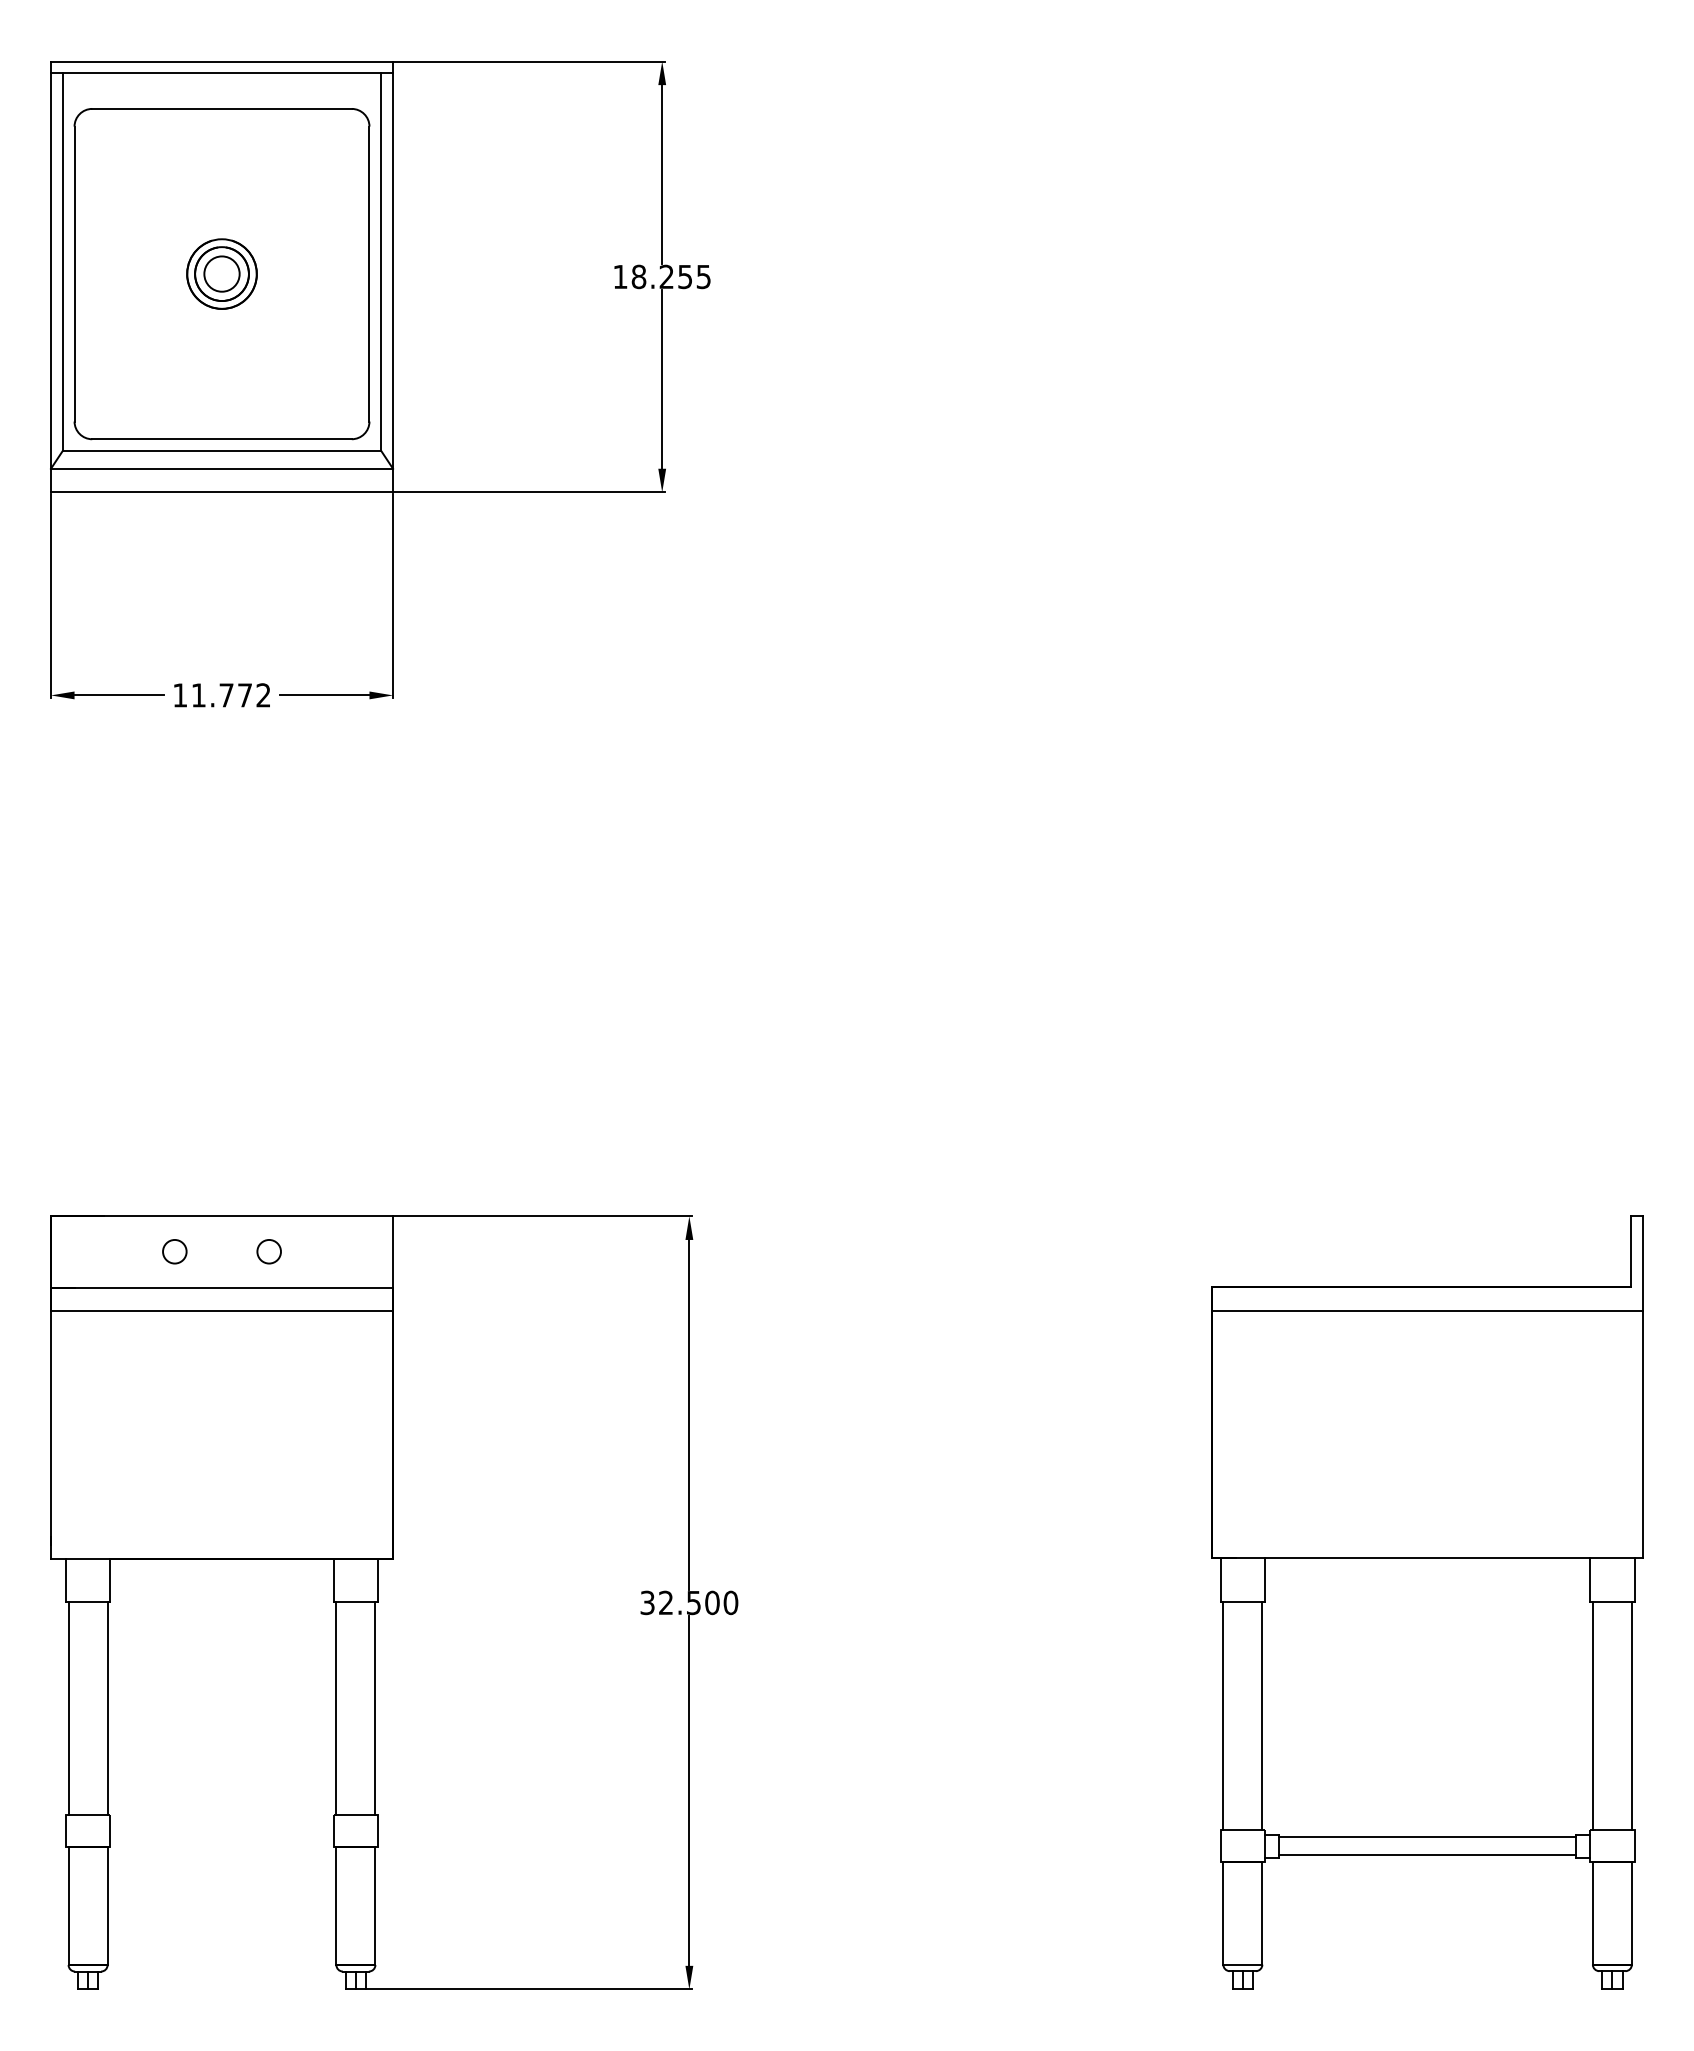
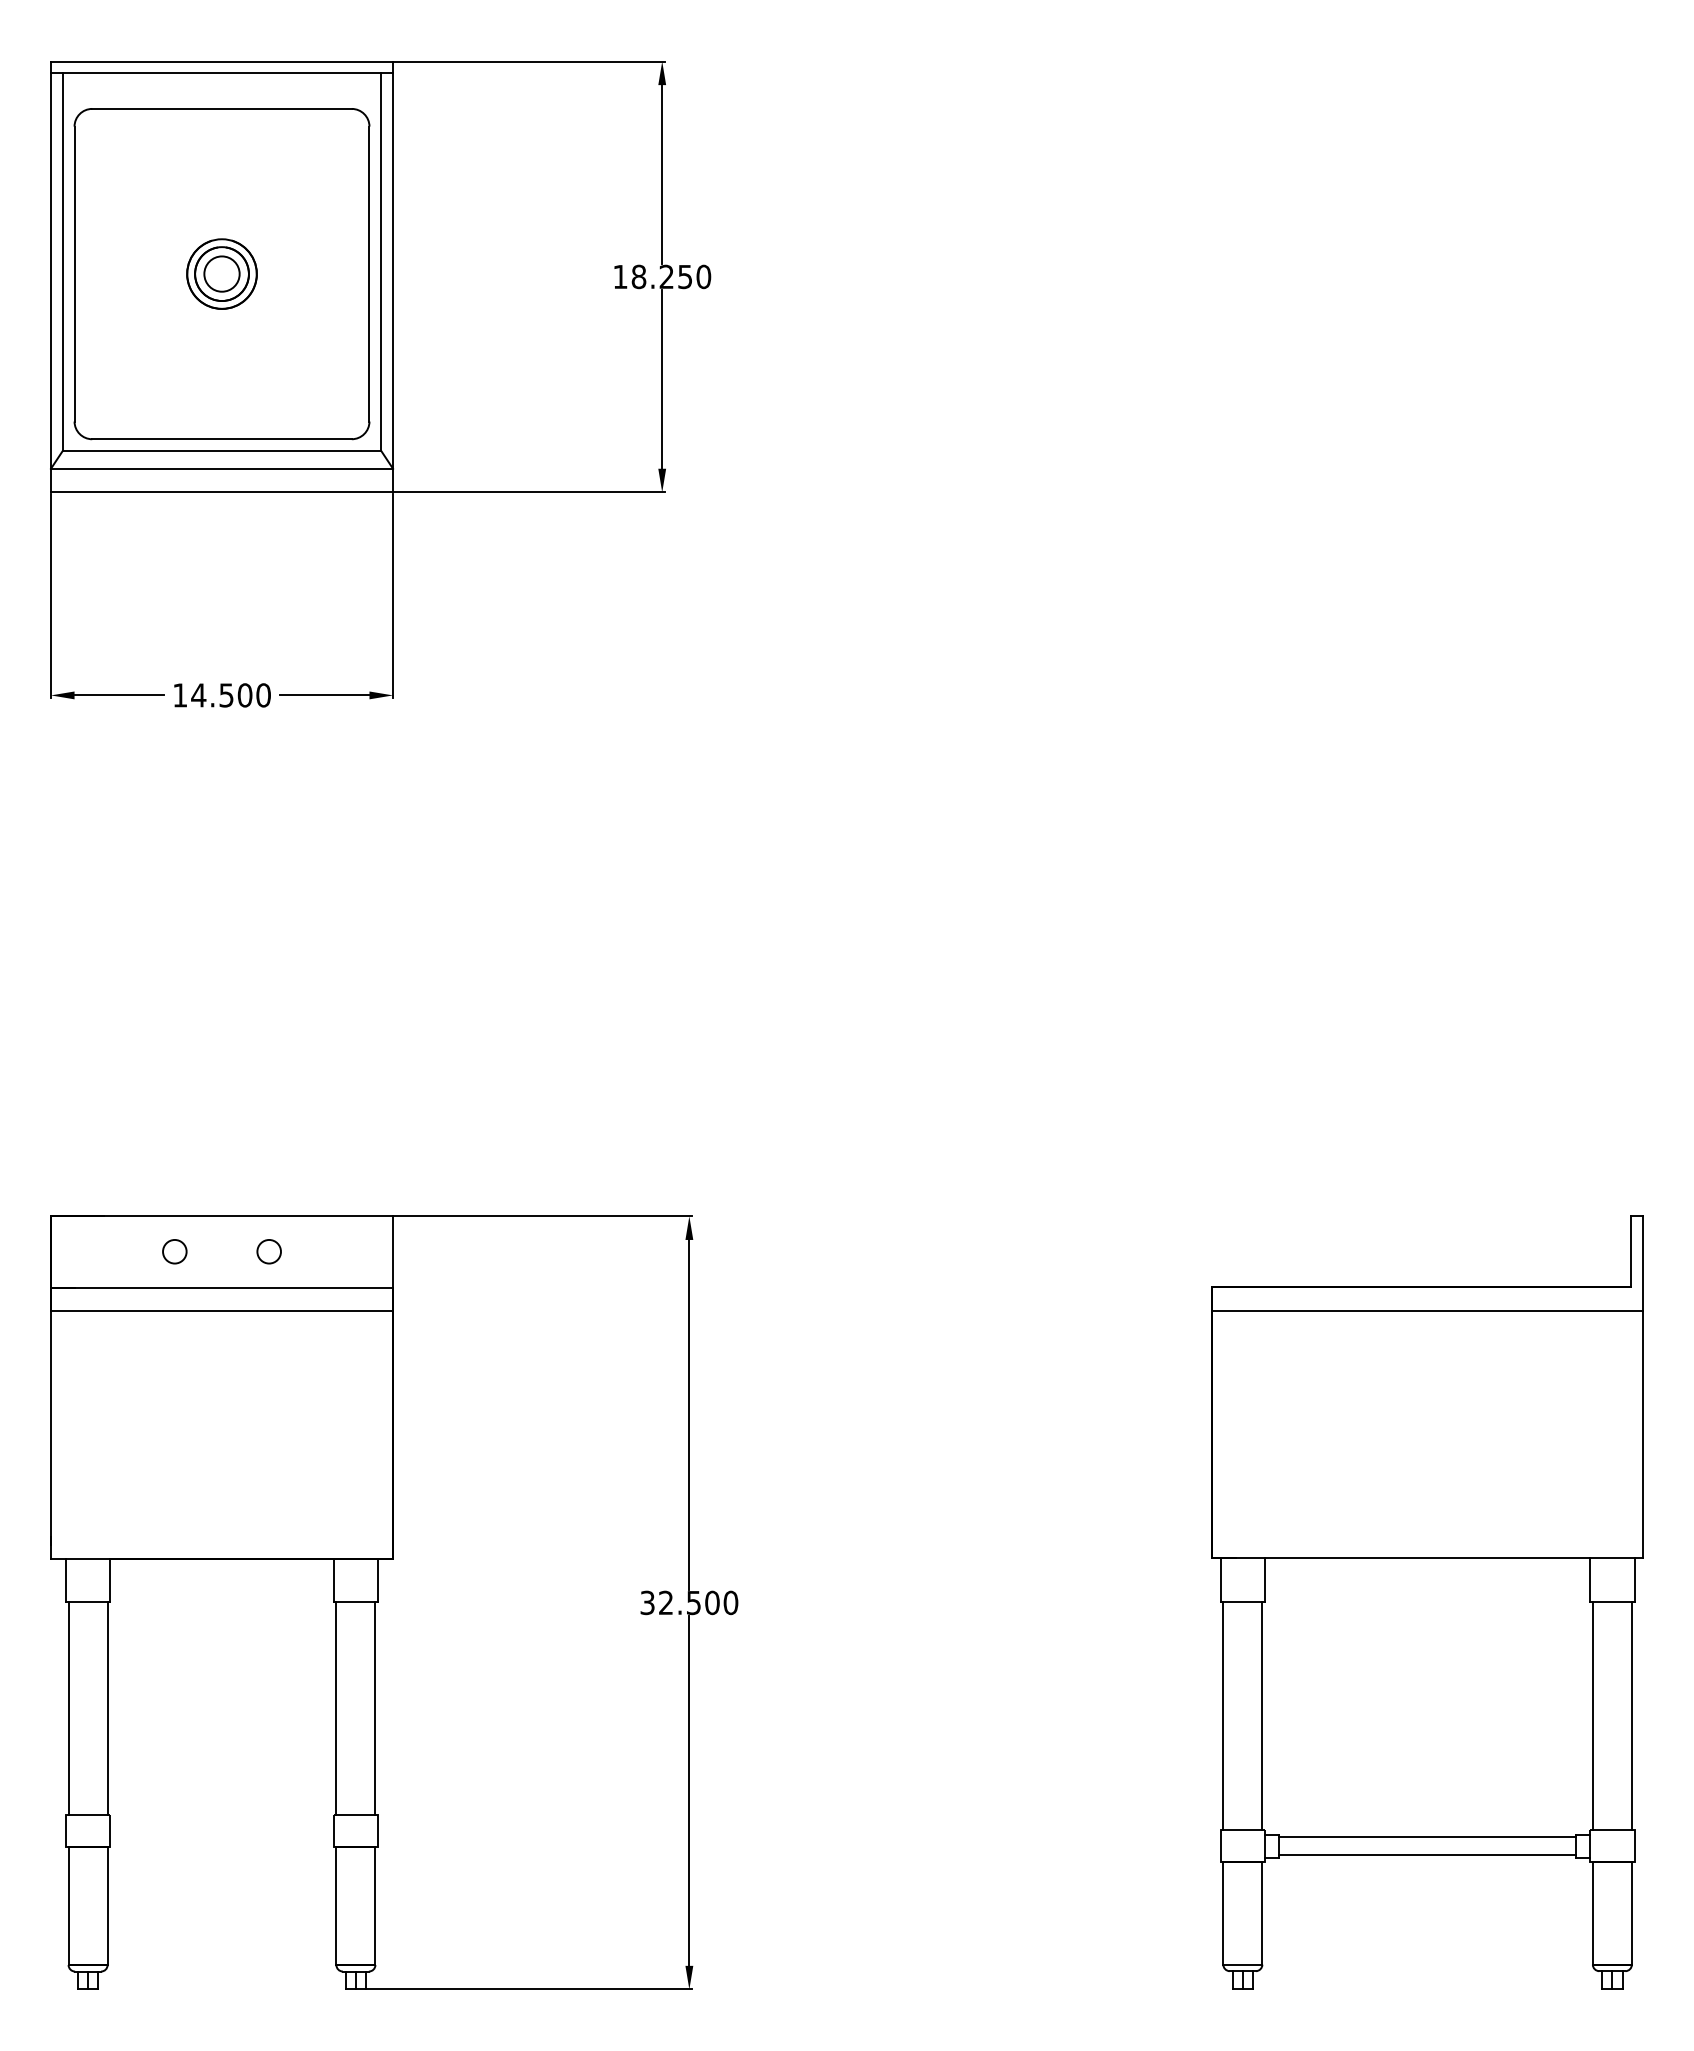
text: 18.255 -> 18.250 (703, 276)
text: 11.772 -> 14.500 (230, 695)
